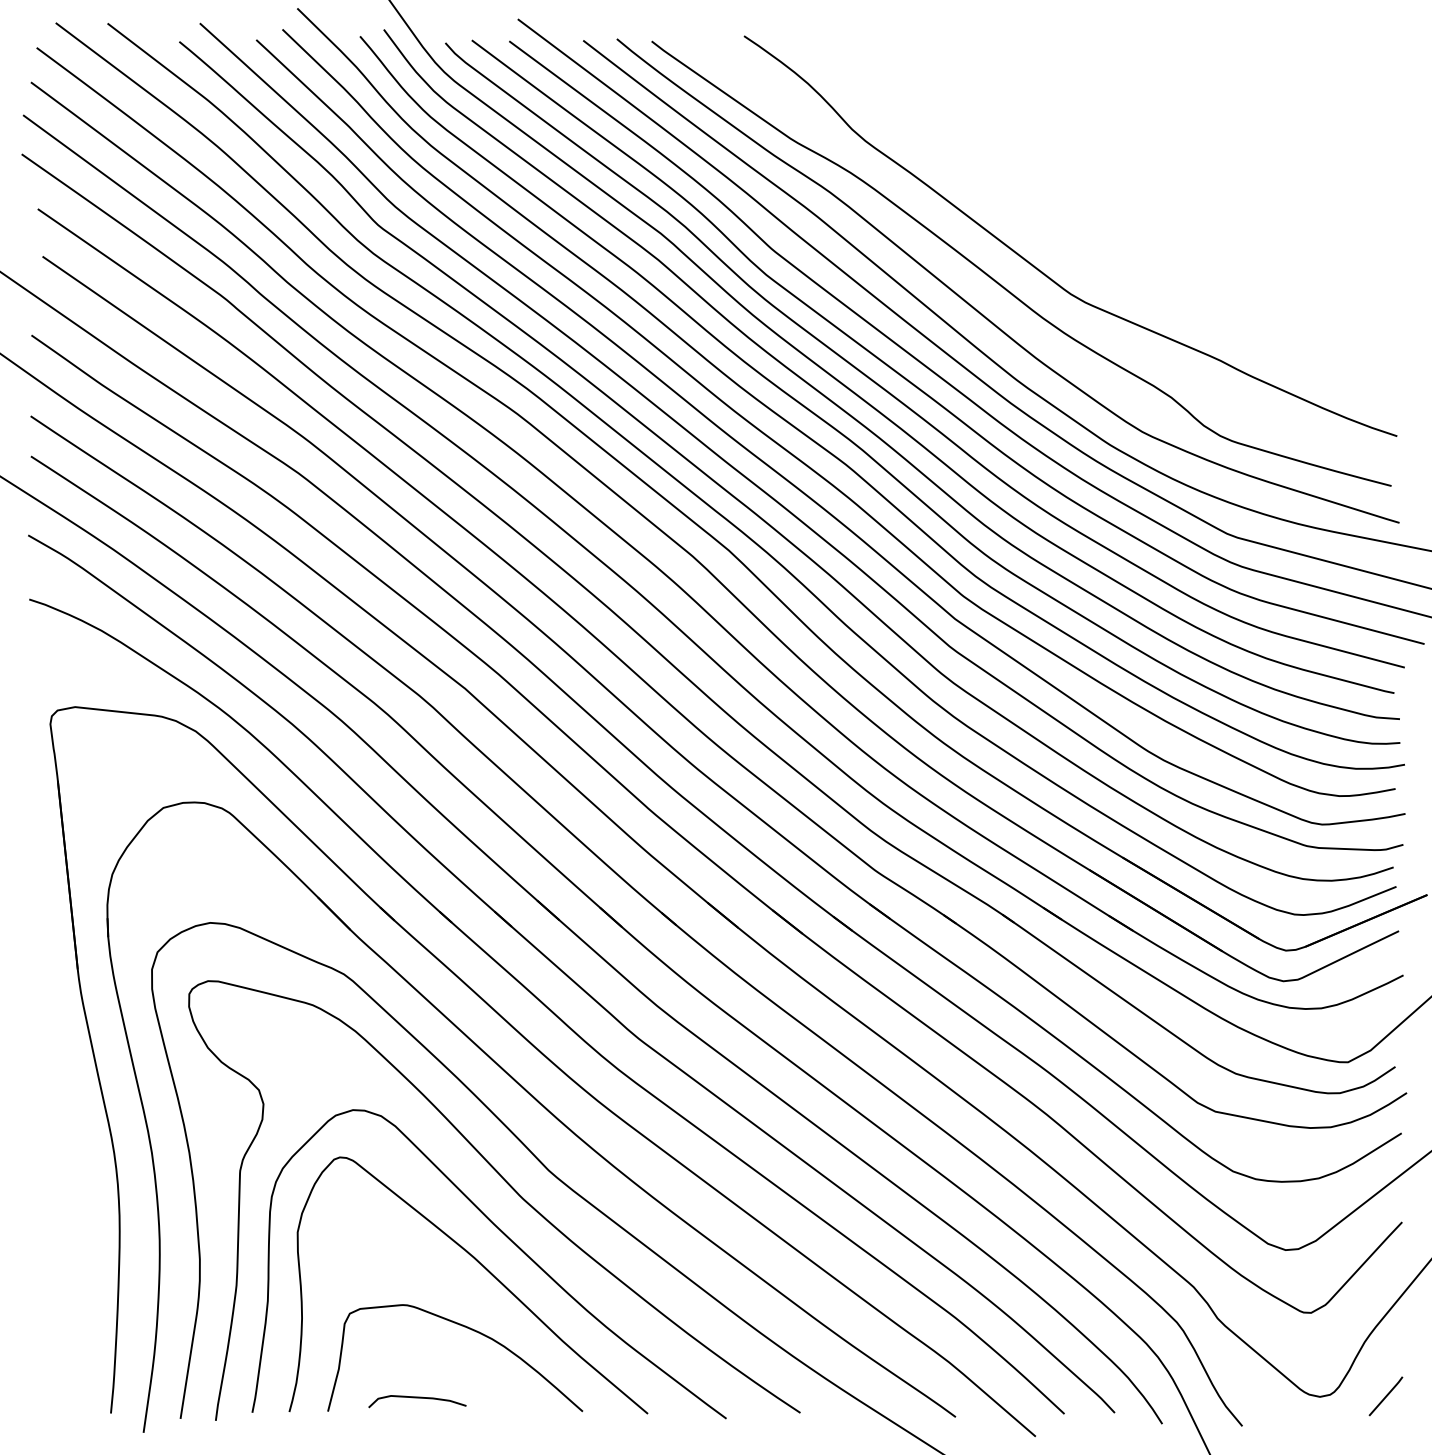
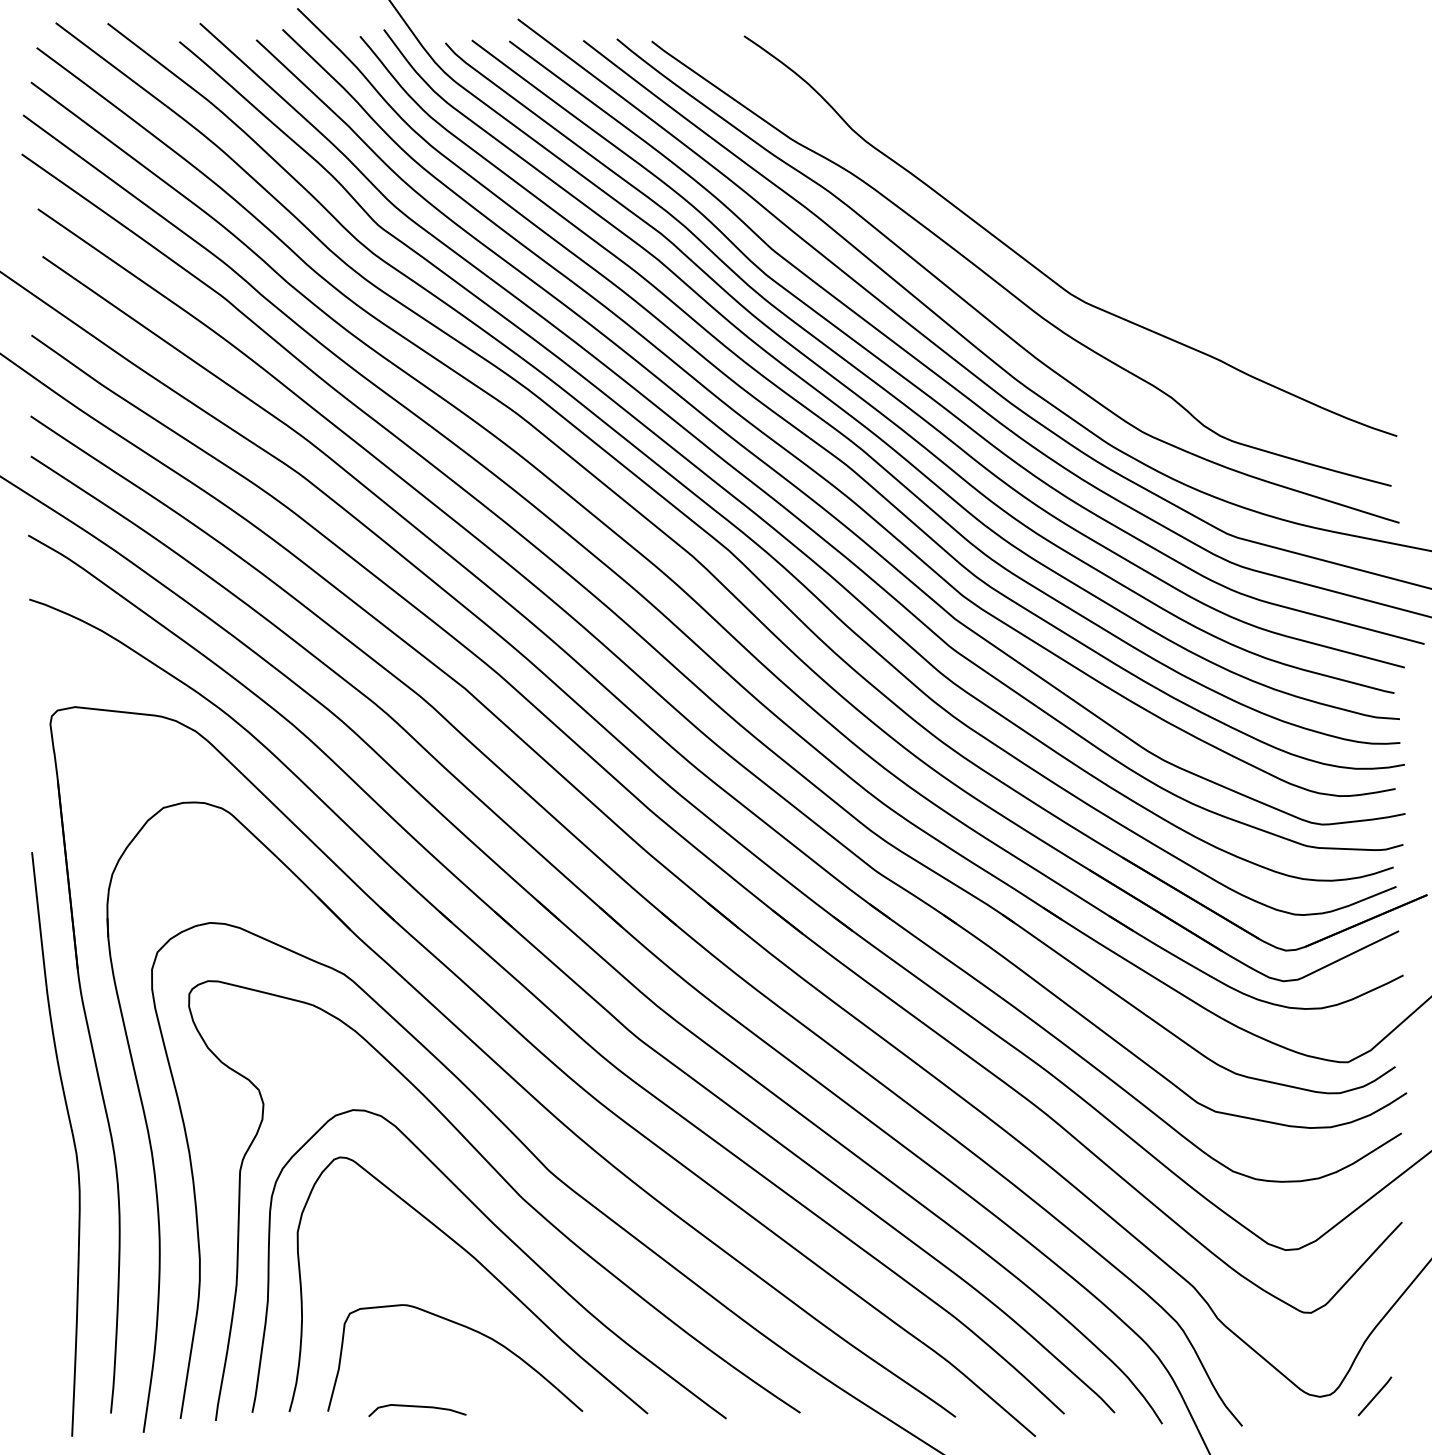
curve: none -> present (72, 1139)
line position: (1385, 1396) -> (1374, 1396) (1374, 1396)
curve position: (417, 1398) -> (417, 1407) (417, 1407)
